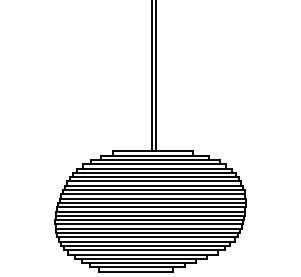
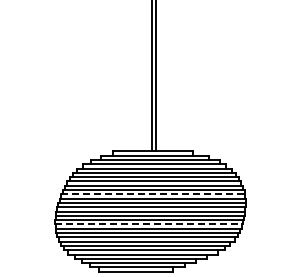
line: solid -> dashed (153, 194)
line: solid -> dashed (149, 224)
